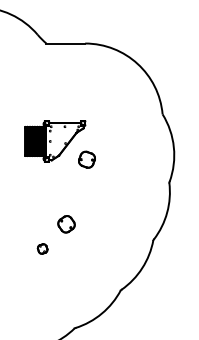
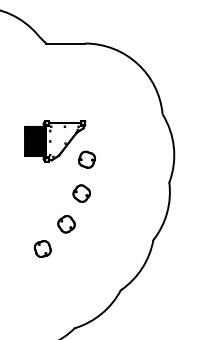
part: none -> present (81, 193)
part size: 13x12 px -> 19x18 px (42, 248)
